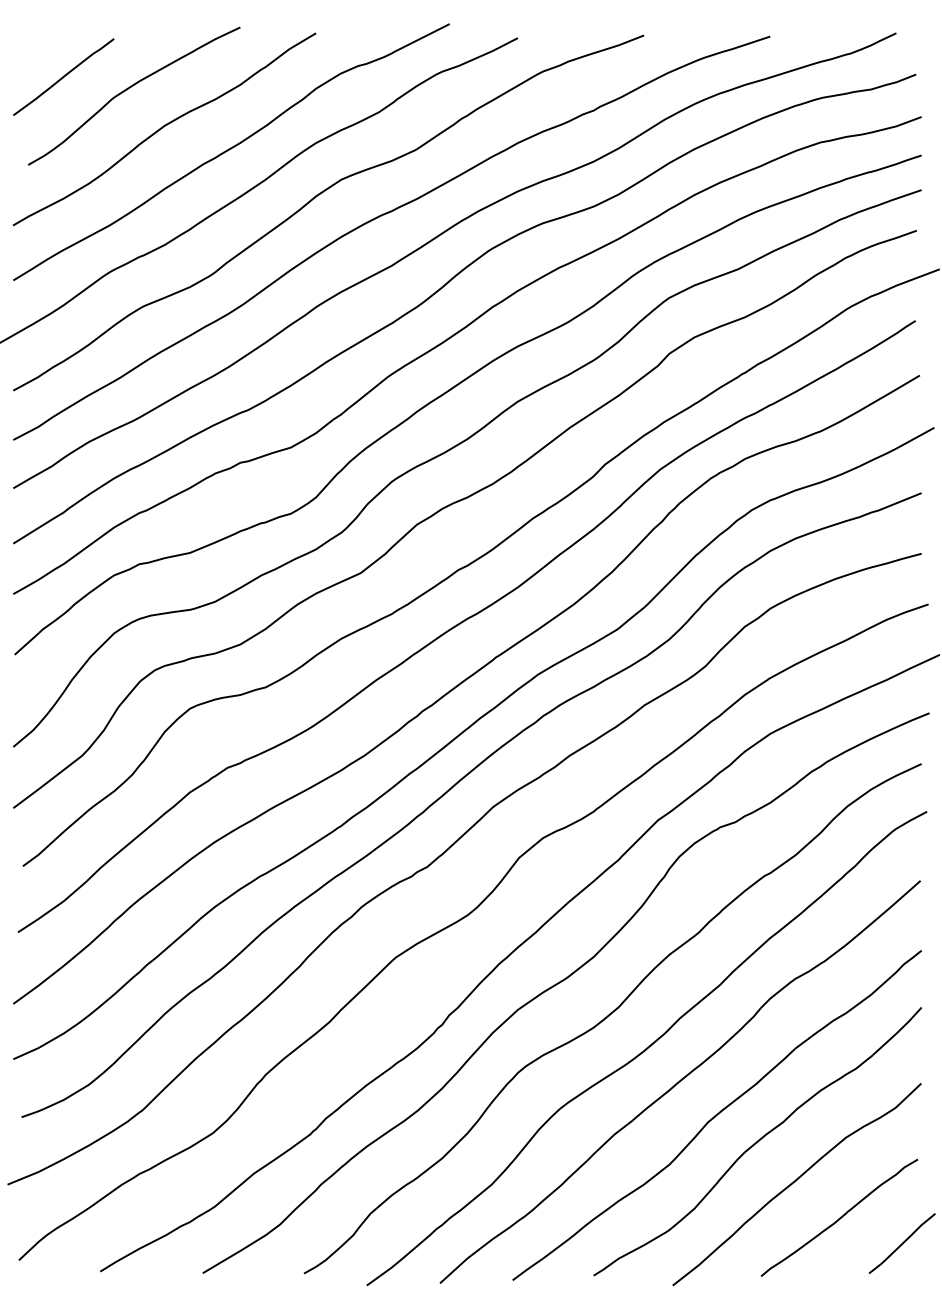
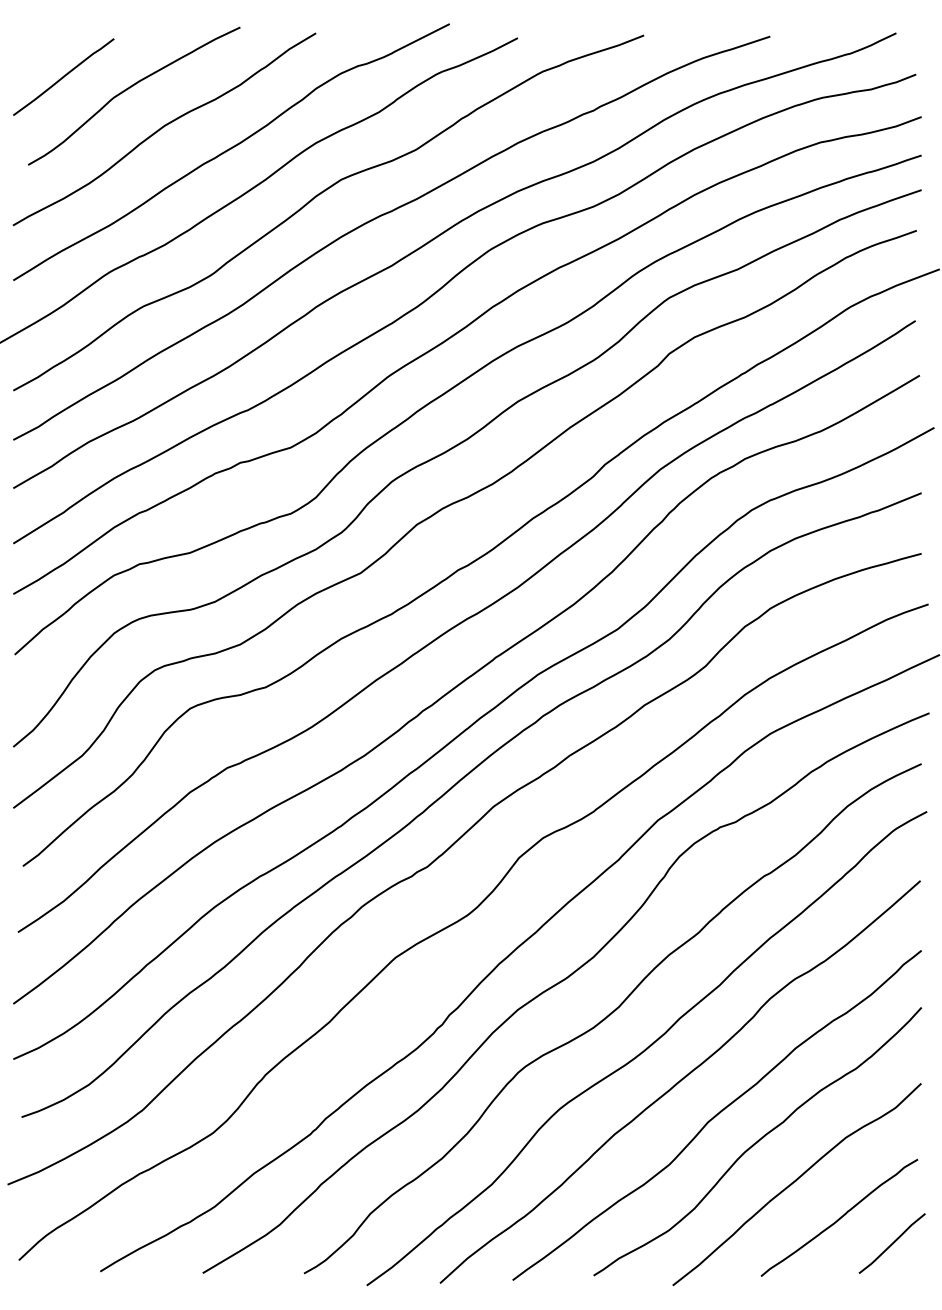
curve position: (901, 1243) -> (891, 1243) (891, 1243)
